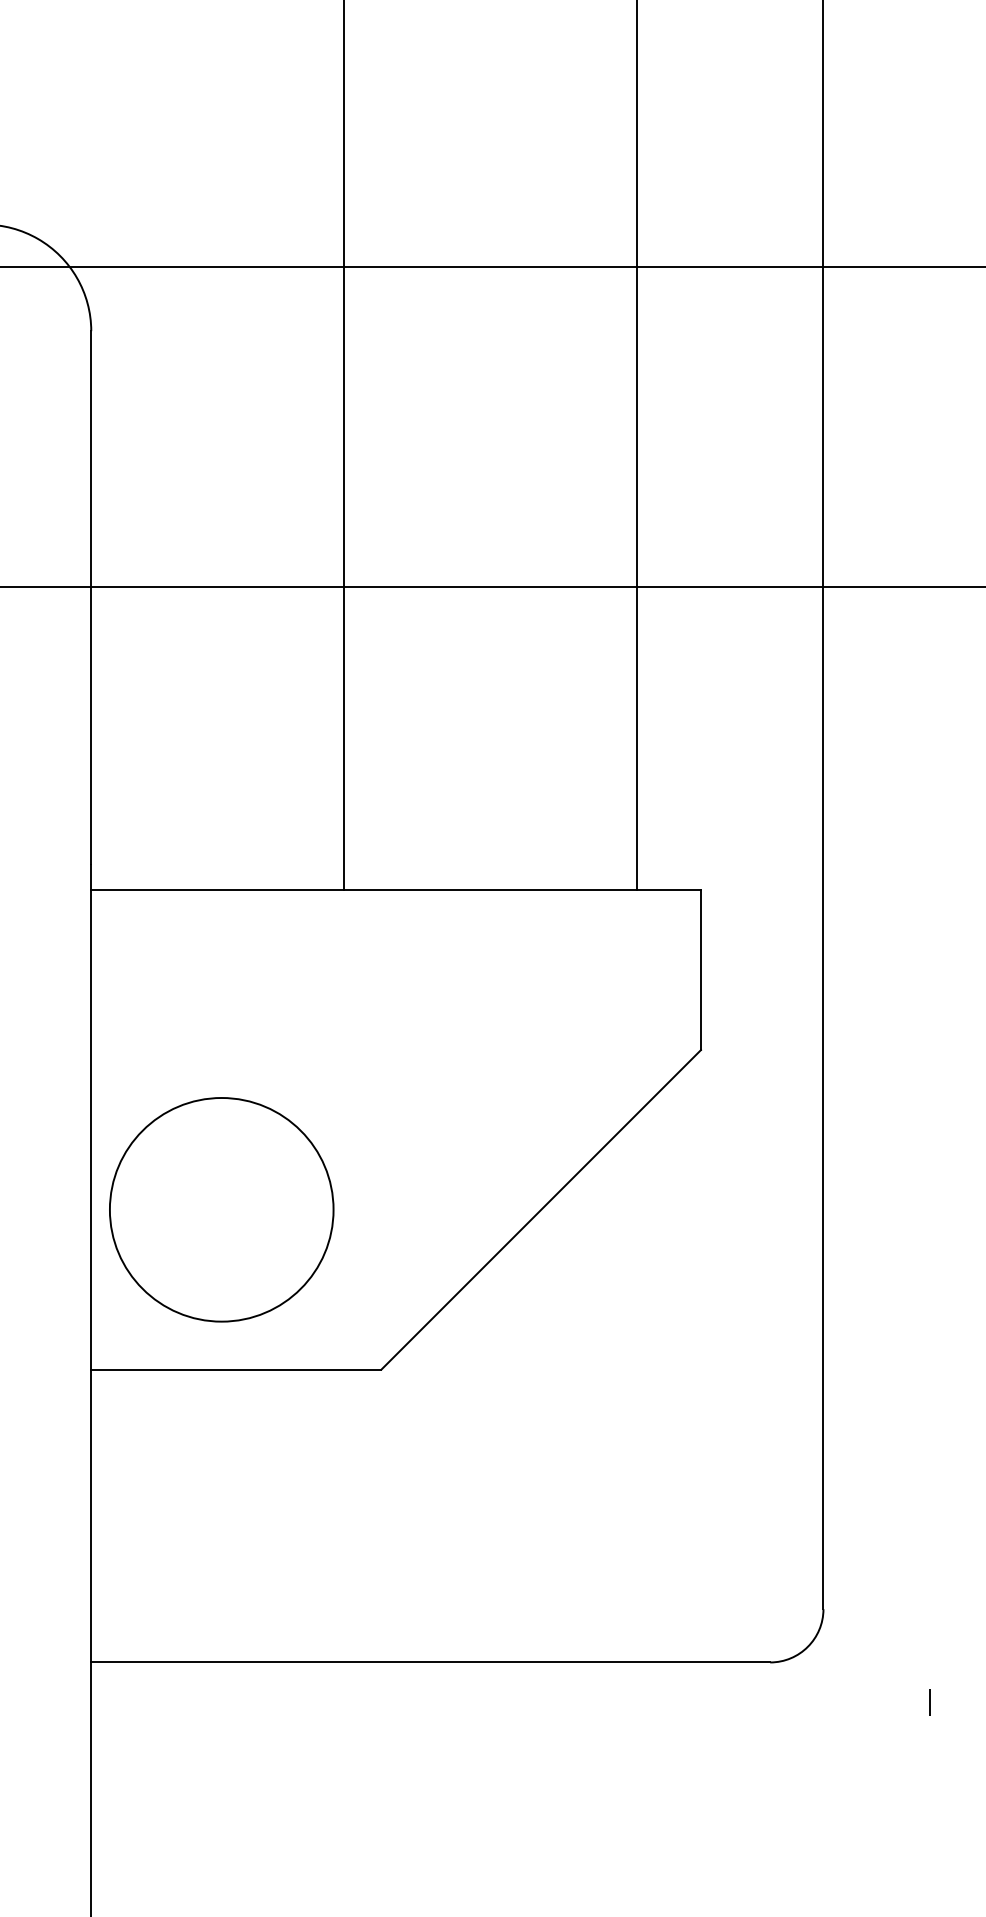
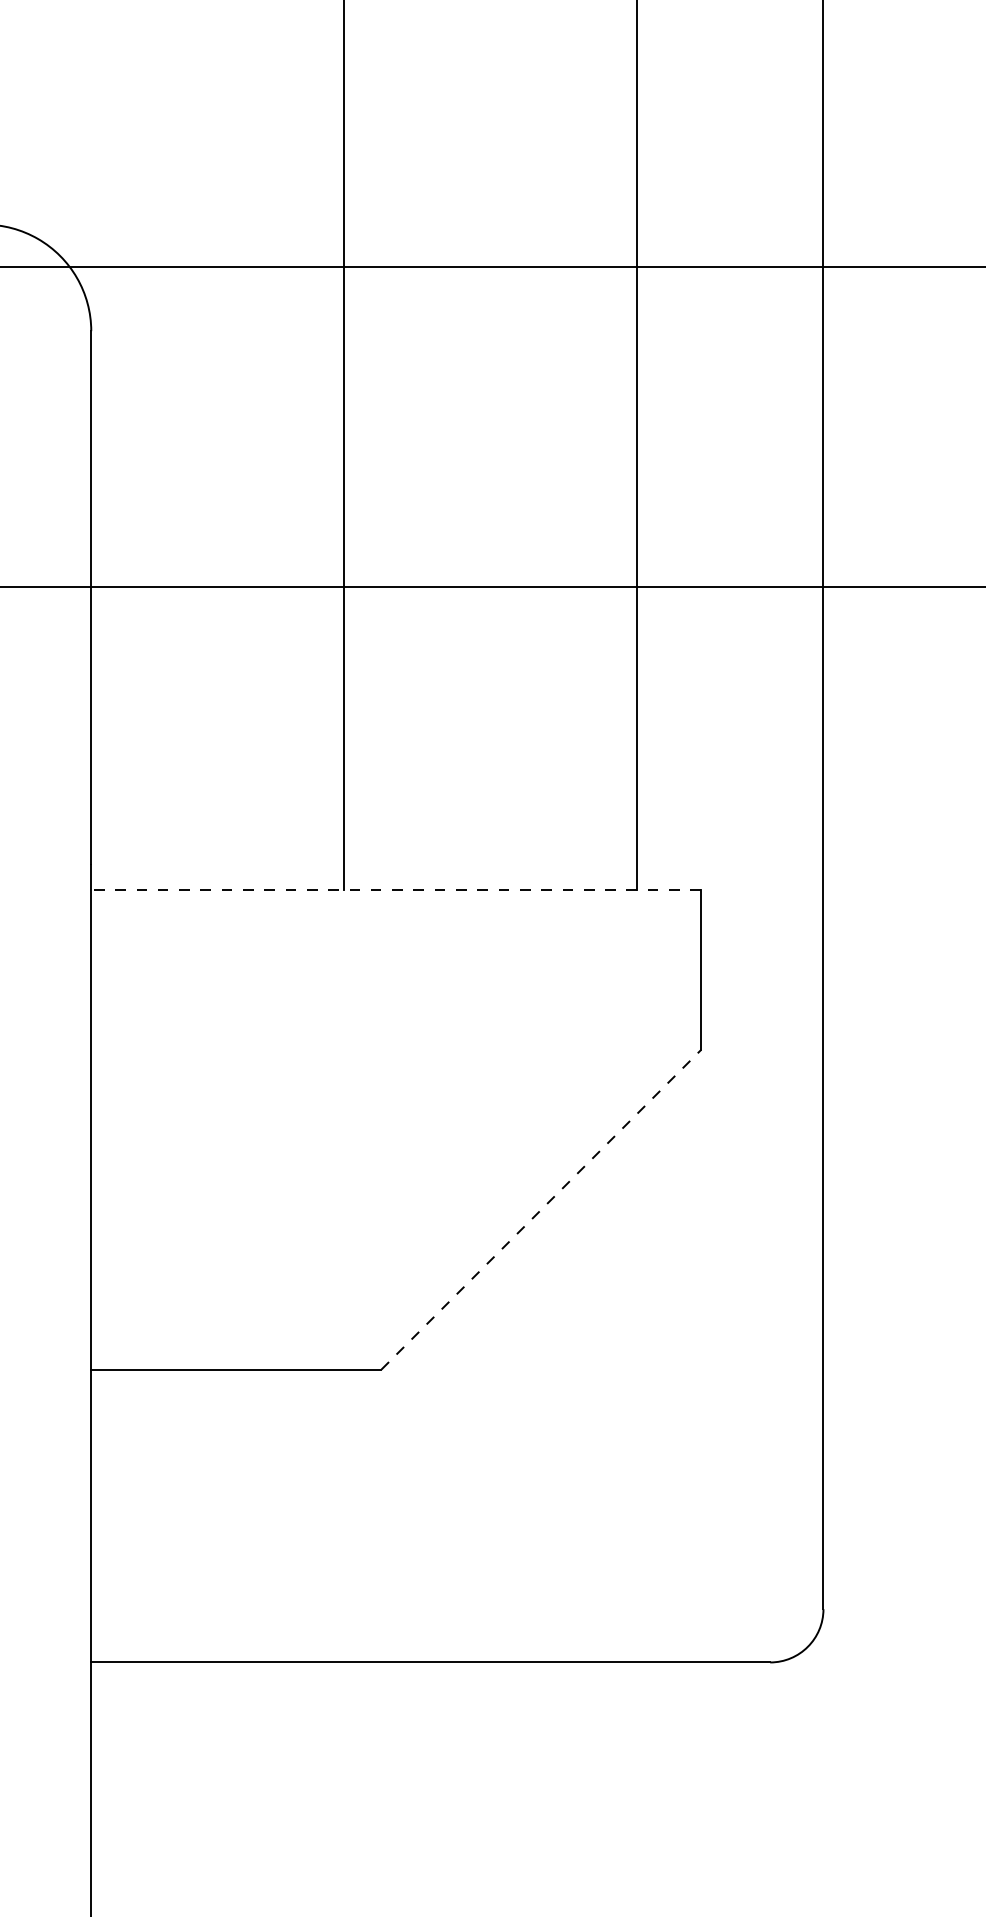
line: solid -> dashed (396, 890)
circle: present -> none (221, 1209)
line: solid -> dashed (541, 1209)
line: present -> none (929, 1702)
